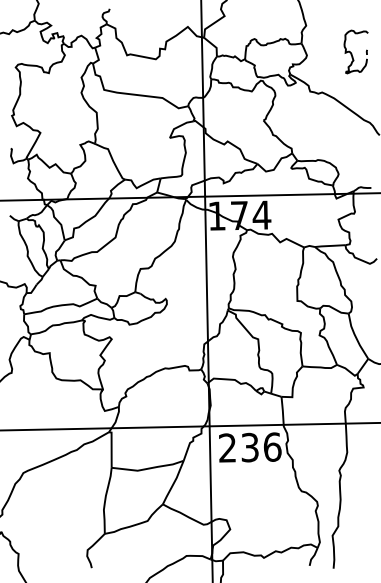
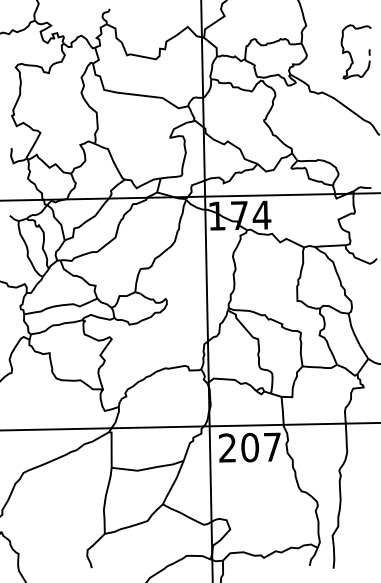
part size: 26x46 px -> 32x56 px (355, 51)
text: 236 -> 207 (261, 447)
